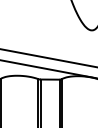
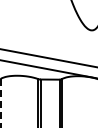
line: solid -> dashed (0, 103)
